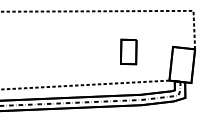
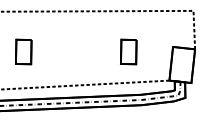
part: none -> present (23, 51)
